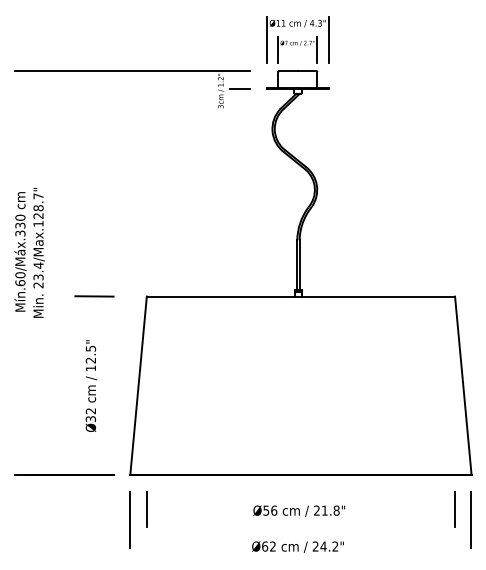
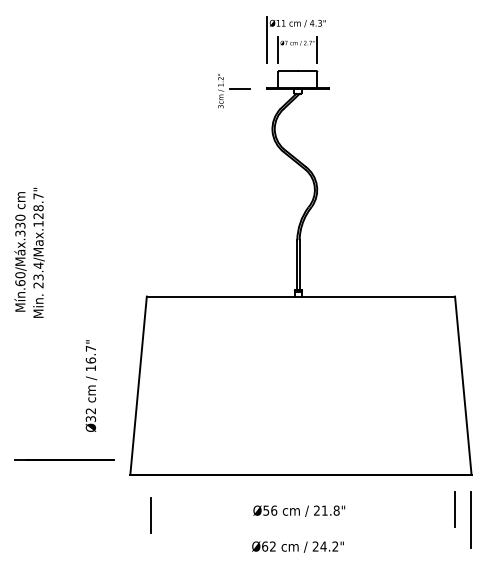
line: present -> none (328, 40)
line: present -> none (132, 71)
line: present -> none (94, 296)
text: 12.5" -> 16.7" (90, 354)
line position: (64, 474) -> (64, 459) (64, 459)
line position: (146, 509) -> (150, 515) (150, 515)
line: present -> none (130, 519)
